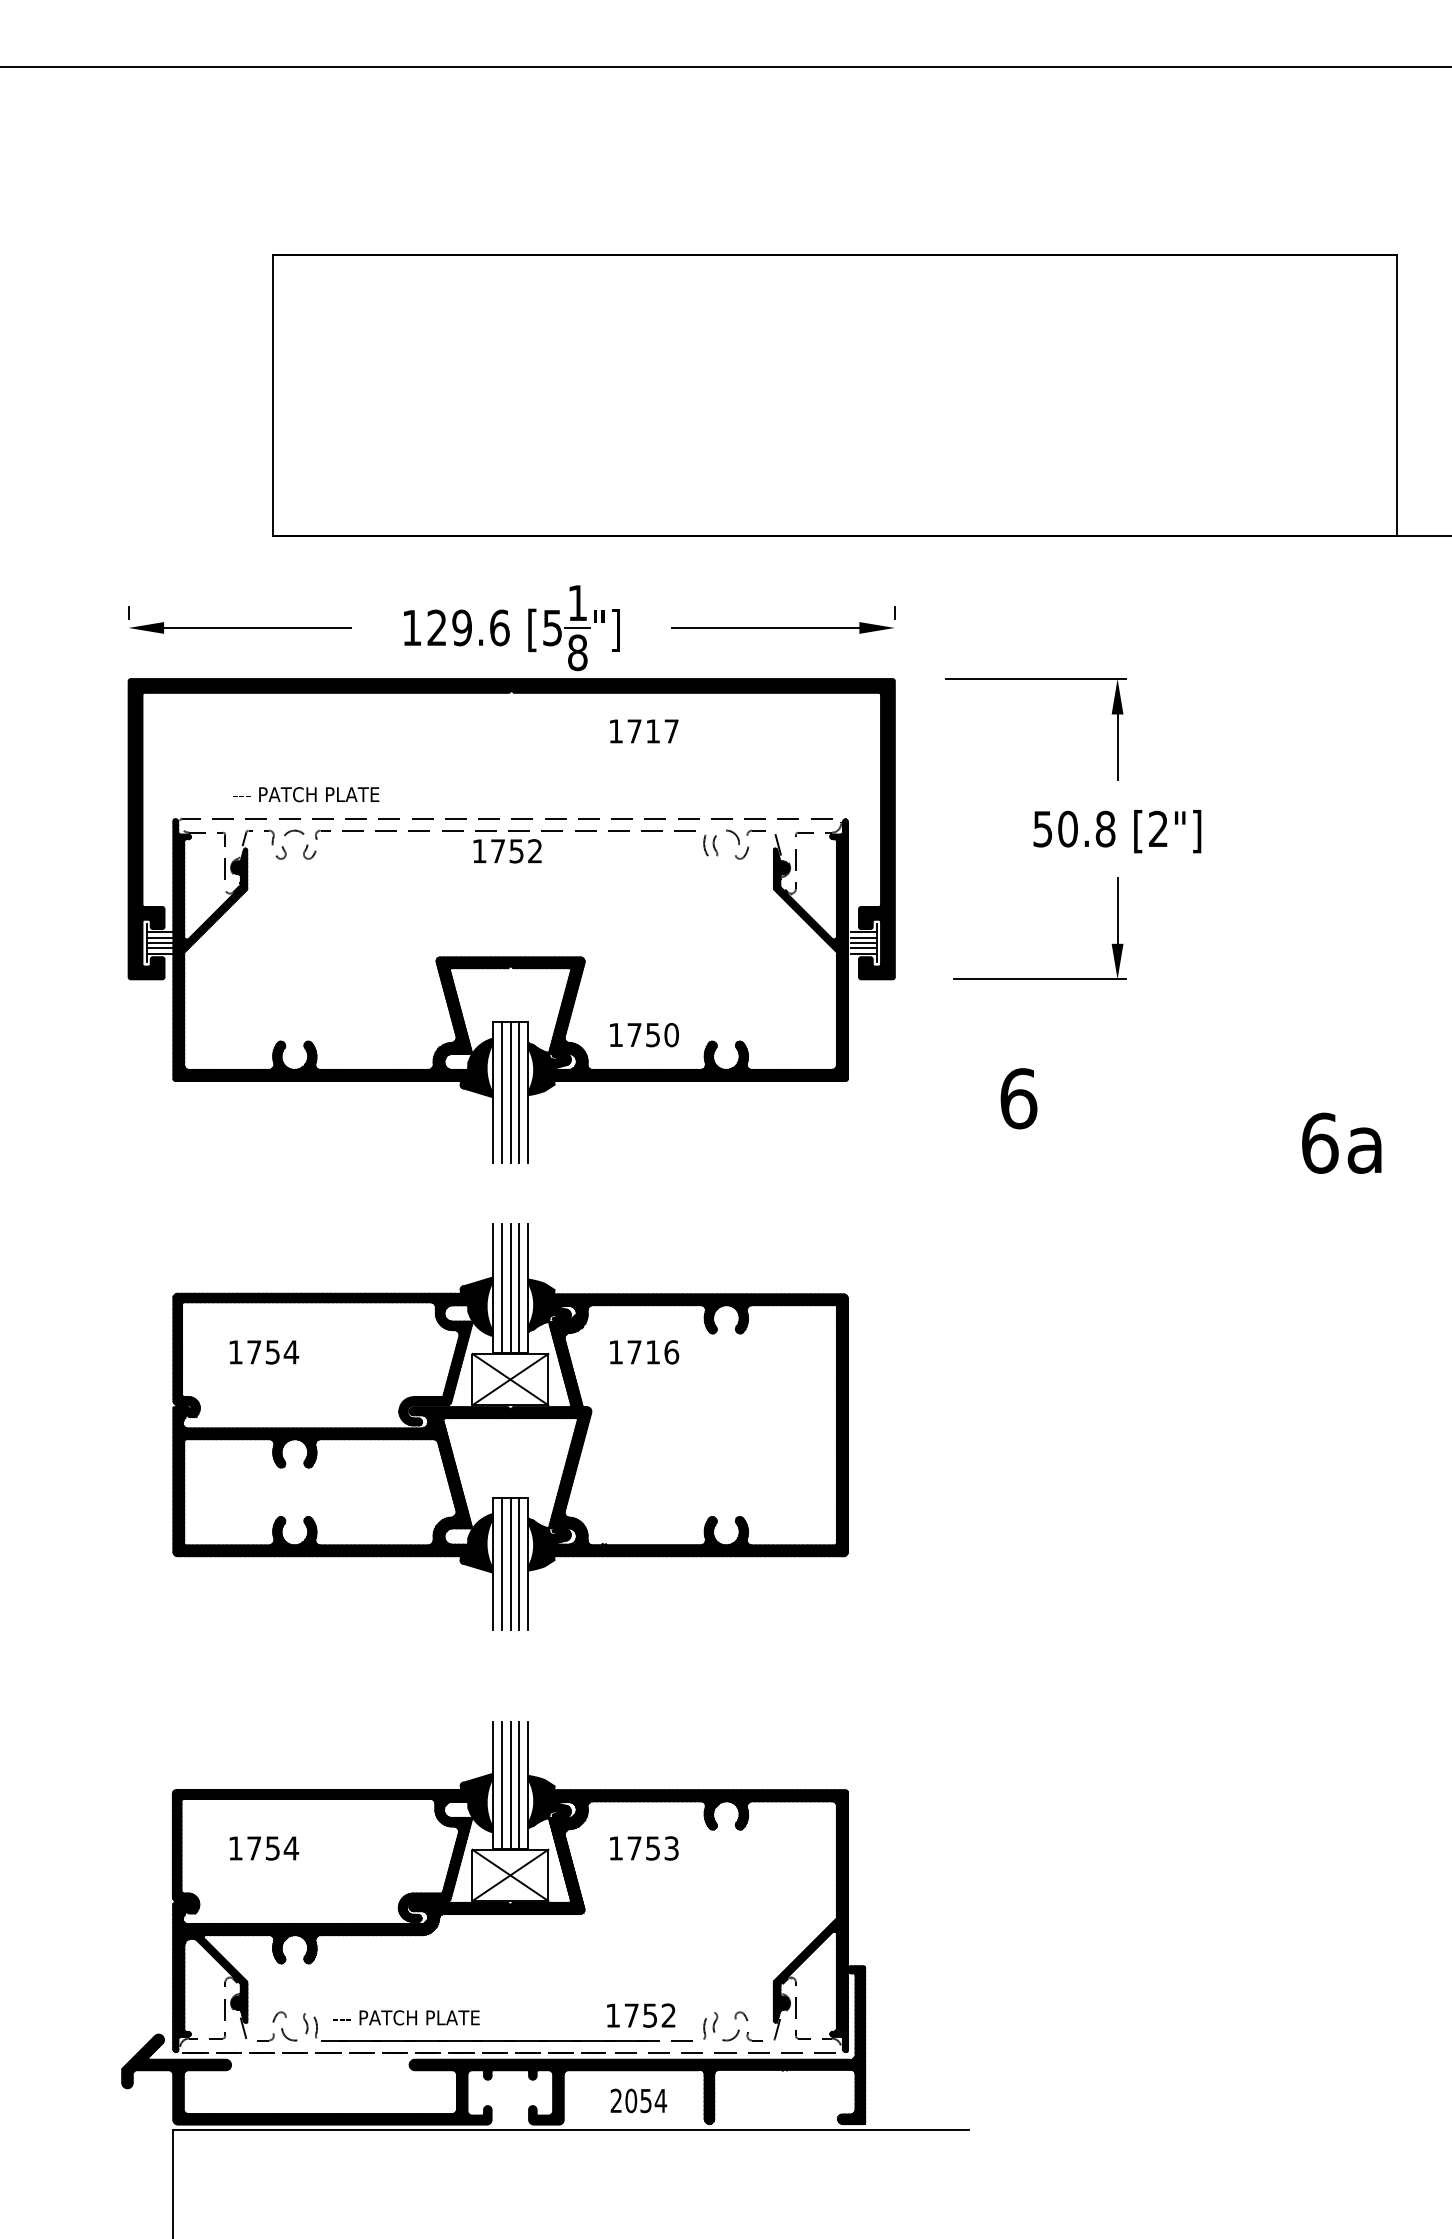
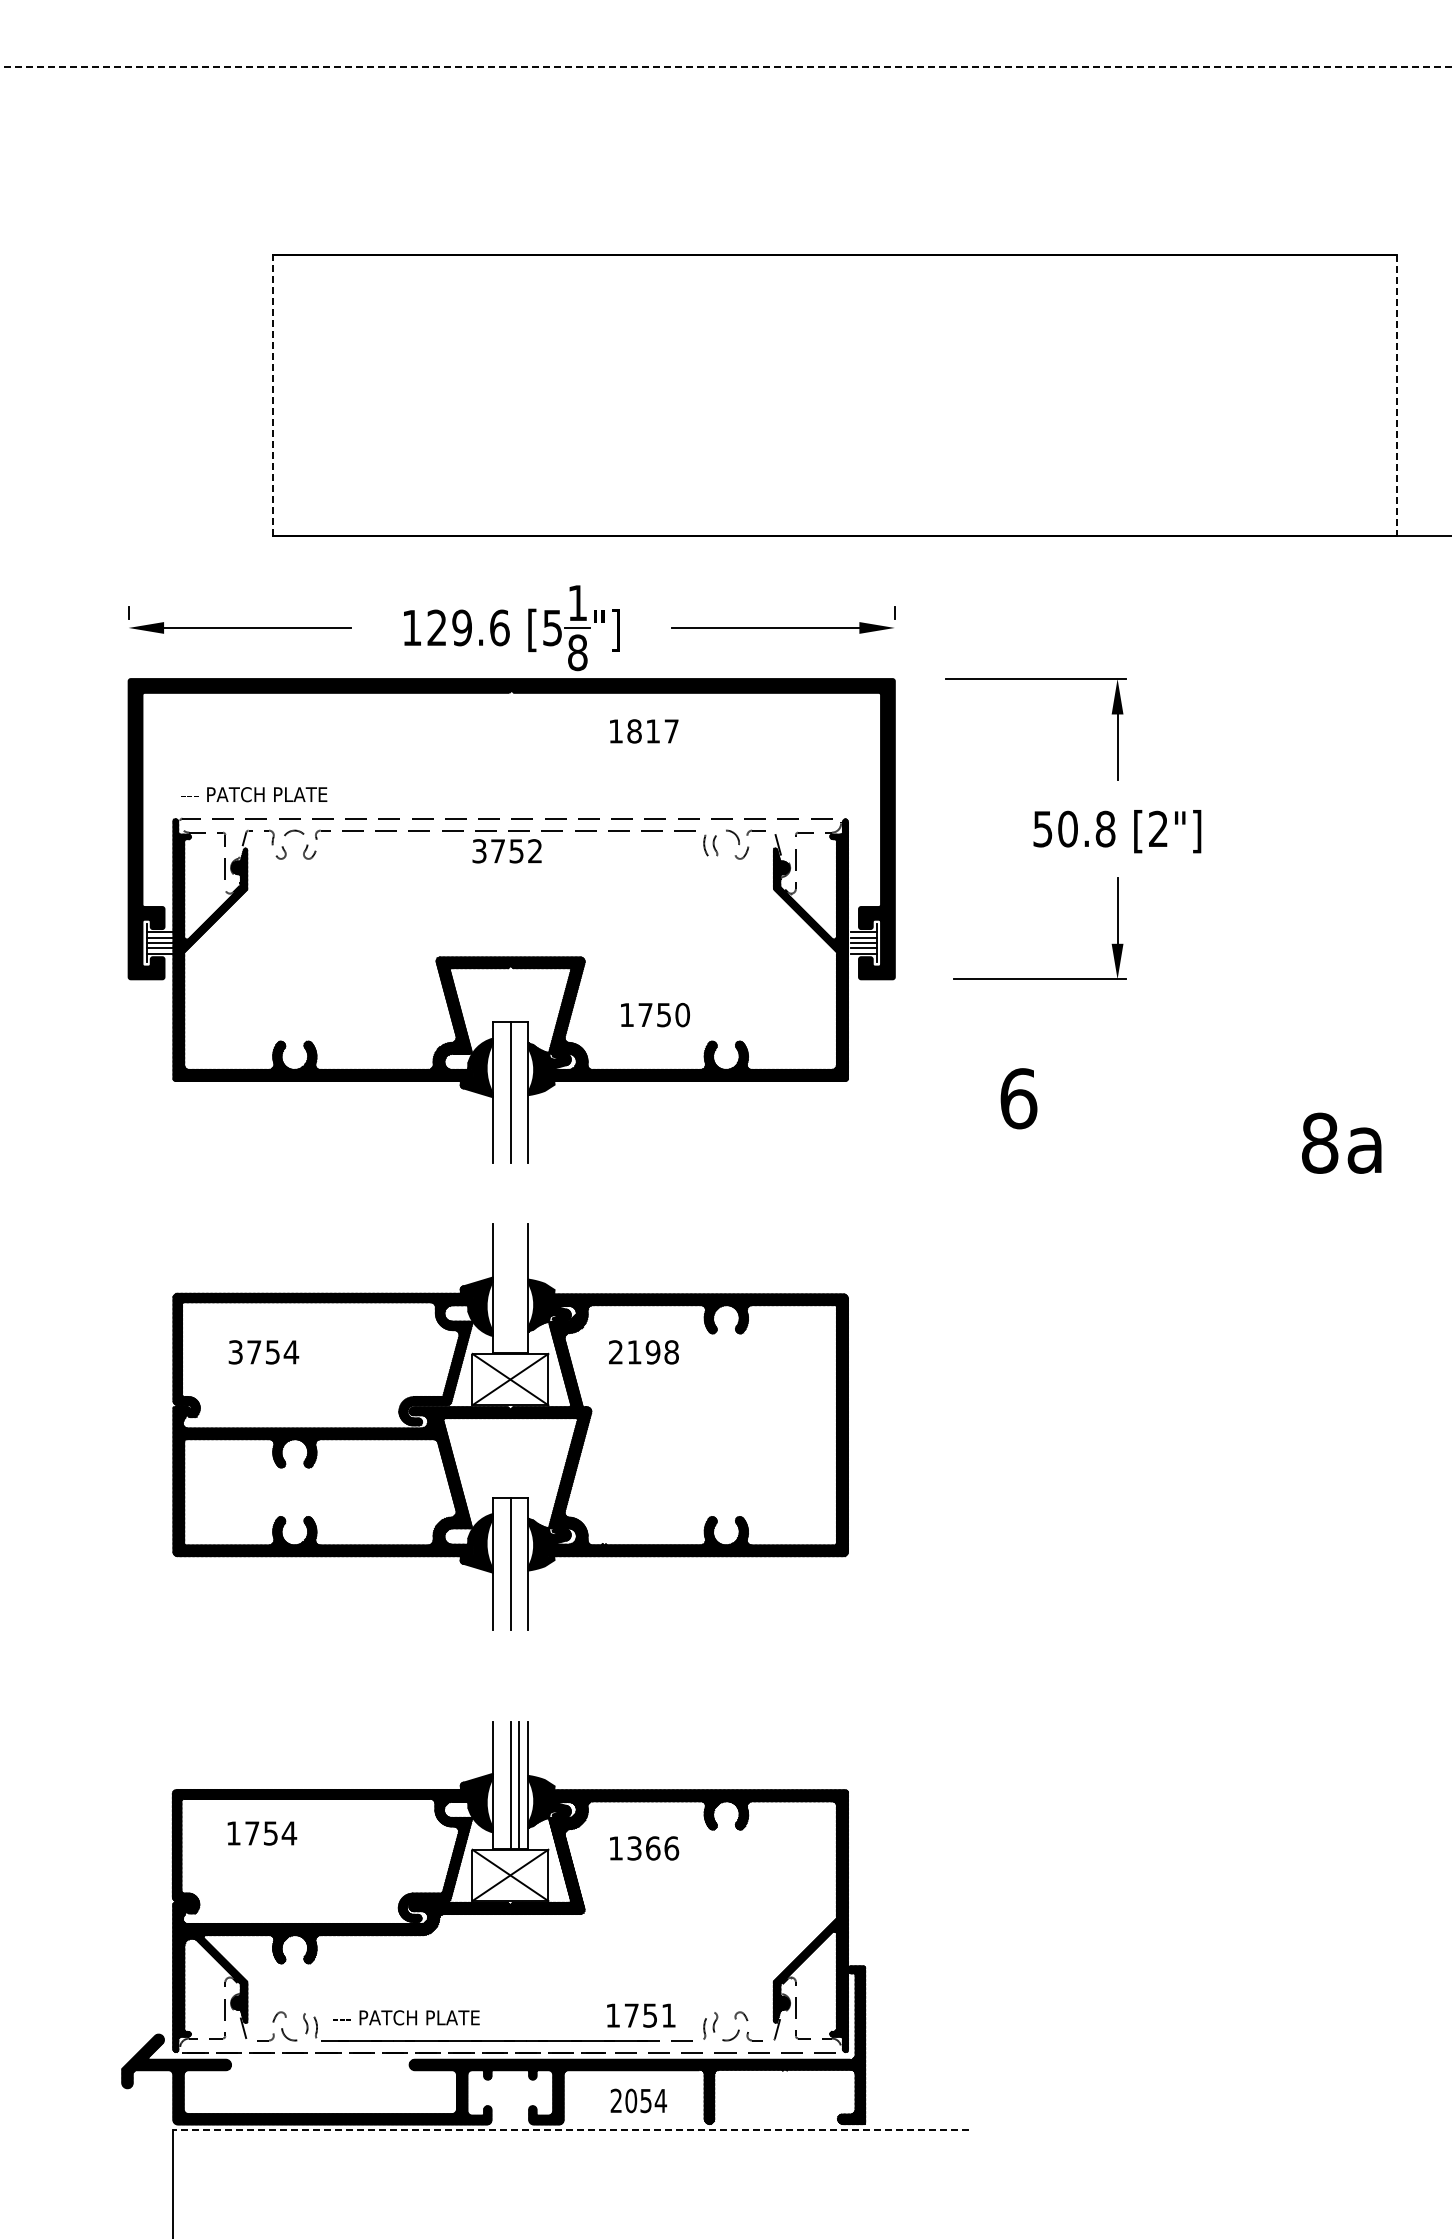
line: solid -> dashed (726, 67)
line: solid -> dashed (273, 394)
line: solid -> dashed (1396, 395)
text: 1717 -> 1817 (634, 731)
text position: (306, 794) -> (254, 794) (254, 794)
text: 1752 -> 3752 (479, 851)
text position: (644, 1035) -> (655, 1015) (655, 1015)
line: present -> none (501, 1092)
line: present -> none (519, 1092)
text: 6a -> 8a (1320, 1142)
line: present -> none (501, 1288)
line: present -> none (510, 1288)
line: present -> none (519, 1288)
text: 1754 -> 3754 (235, 1352)
text: 1716 -> 2198 (644, 1352)
line: present -> none (501, 1563)
line: present -> none (519, 1563)
line: present -> none (501, 1784)
text position: (264, 1848) -> (262, 1833) (262, 1833)
text: 1753 -> 1366 (653, 1848)
text: 1752 -> 1751 (668, 2015)
line: solid -> dashed (571, 2129)
